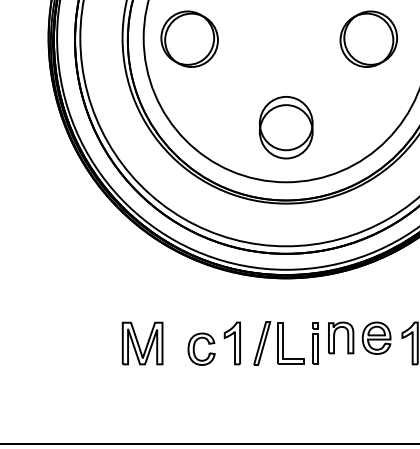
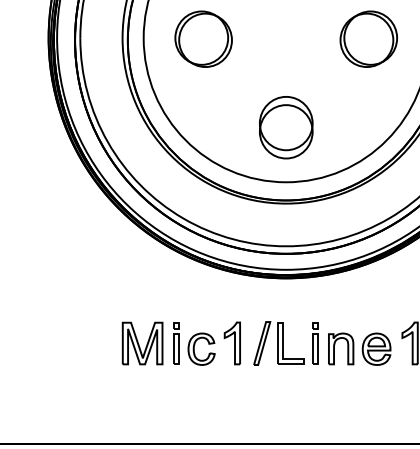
part position: (189, 38) -> (203, 38) (203, 38)
part position: (359, 337) -> (359, 348) (359, 348)
part: none -> present (176, 343)
